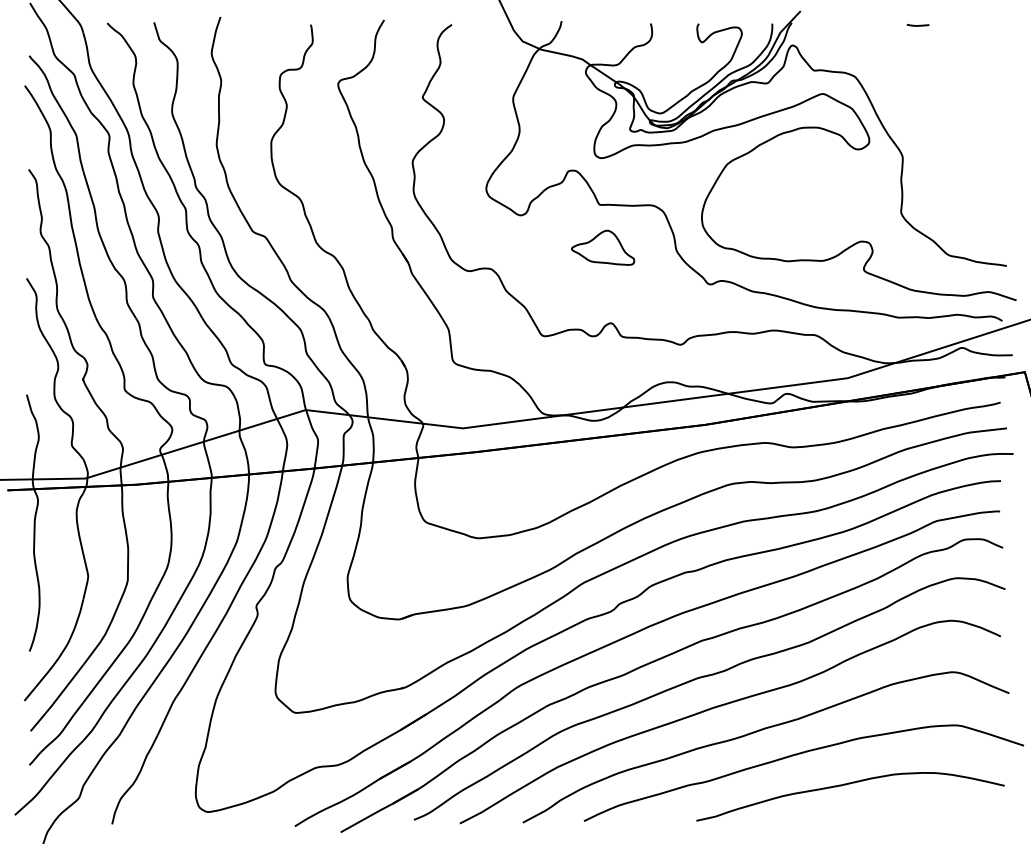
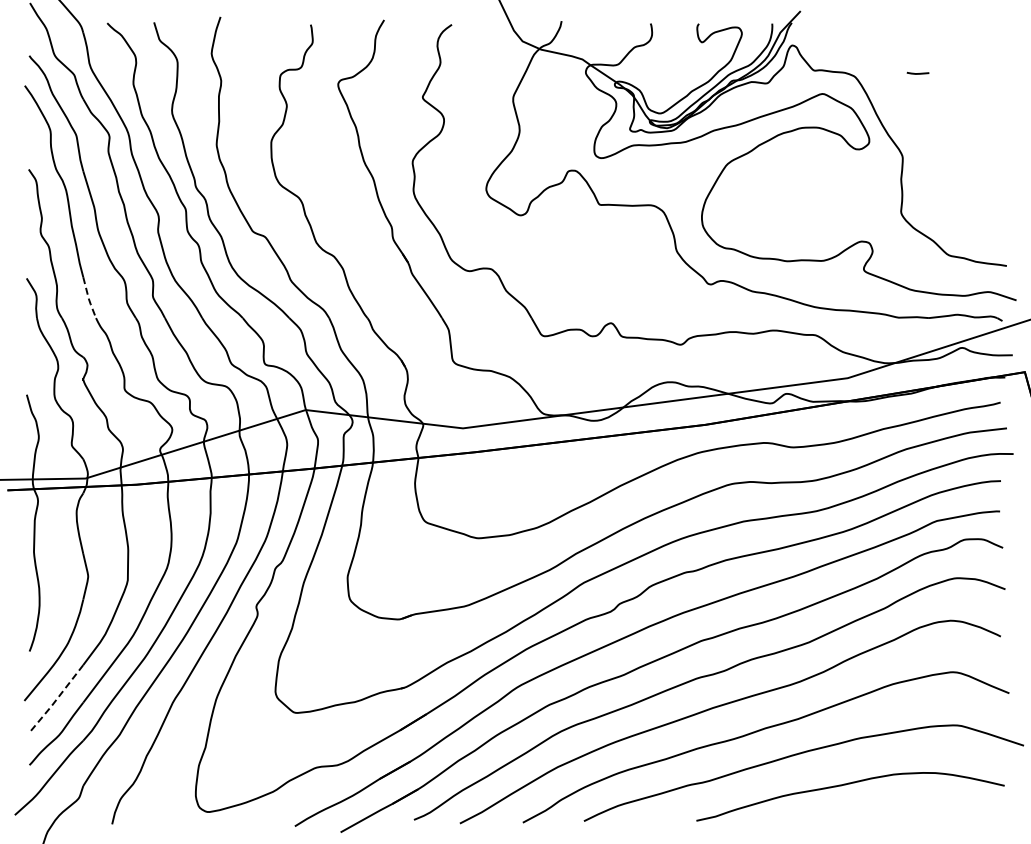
line position: (917, 25) -> (917, 73) (917, 73)
part: present -> none (603, 247)
line: solid -> dashed (88, 298)
line: solid -> dashed (56, 699)
